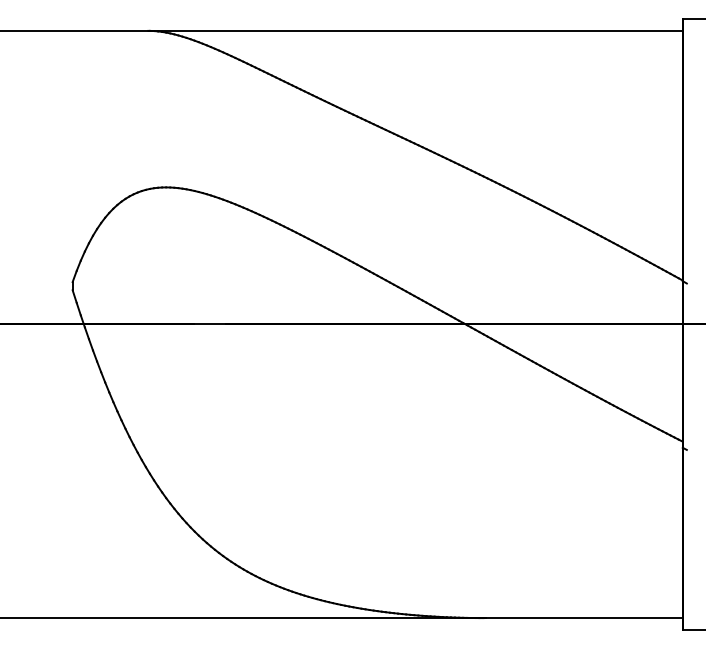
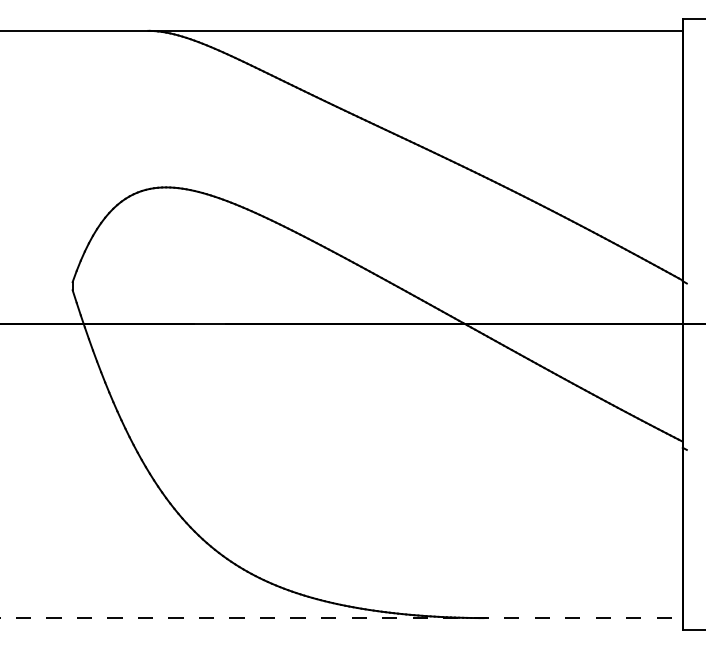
line: solid -> dashed (341, 618)
